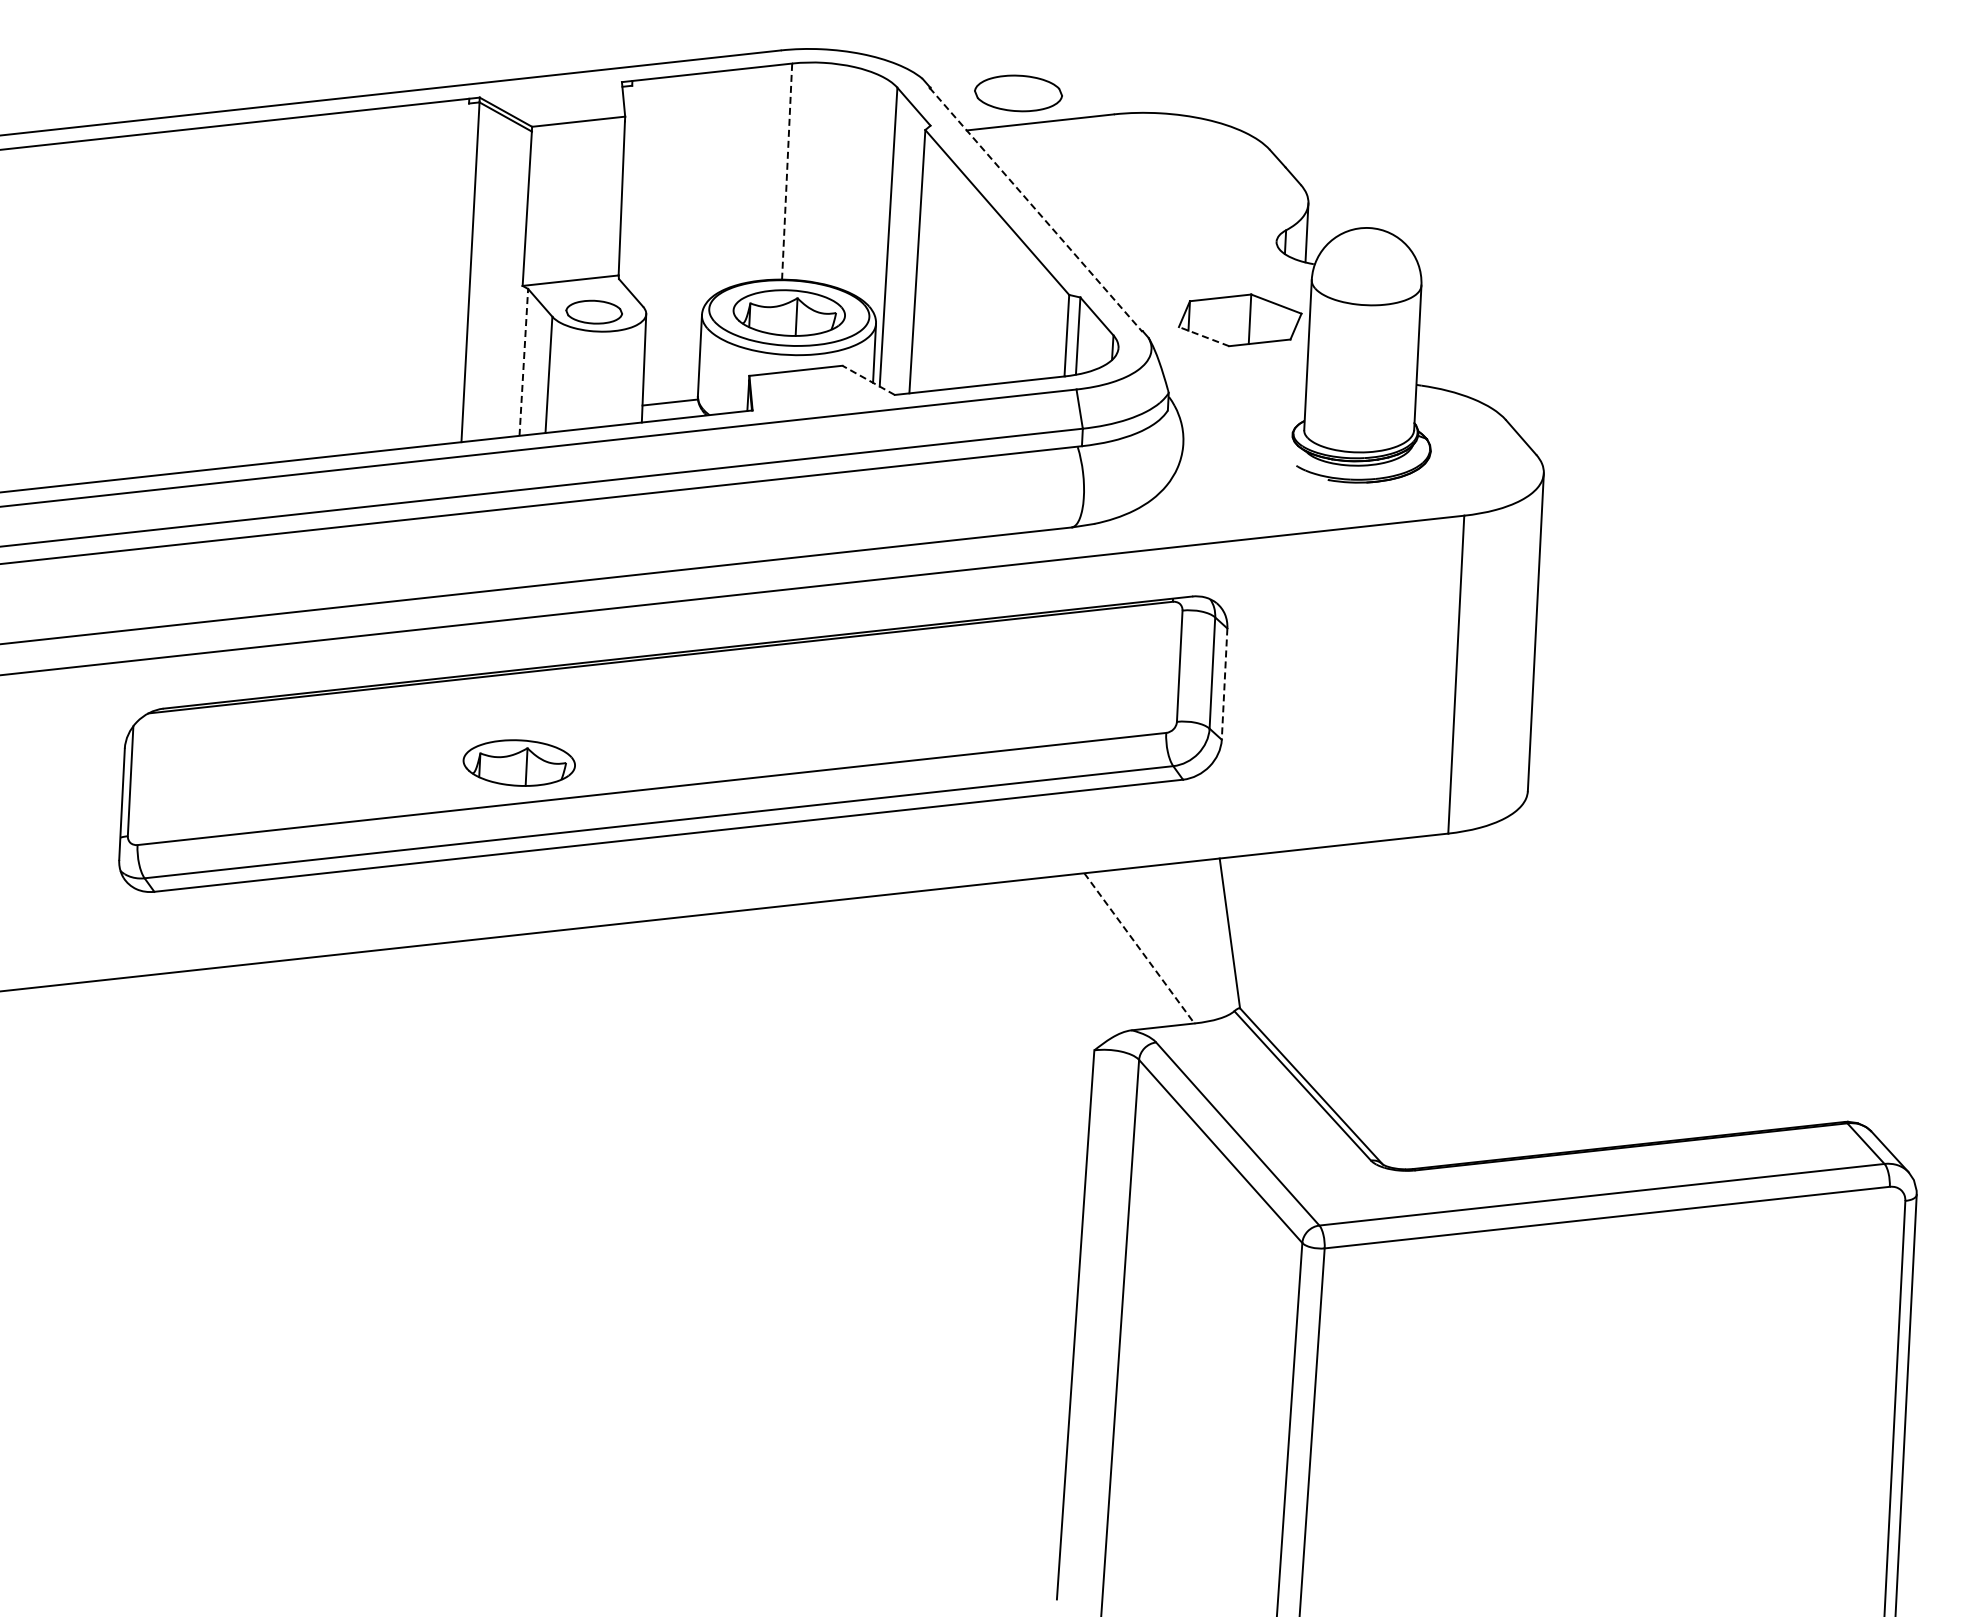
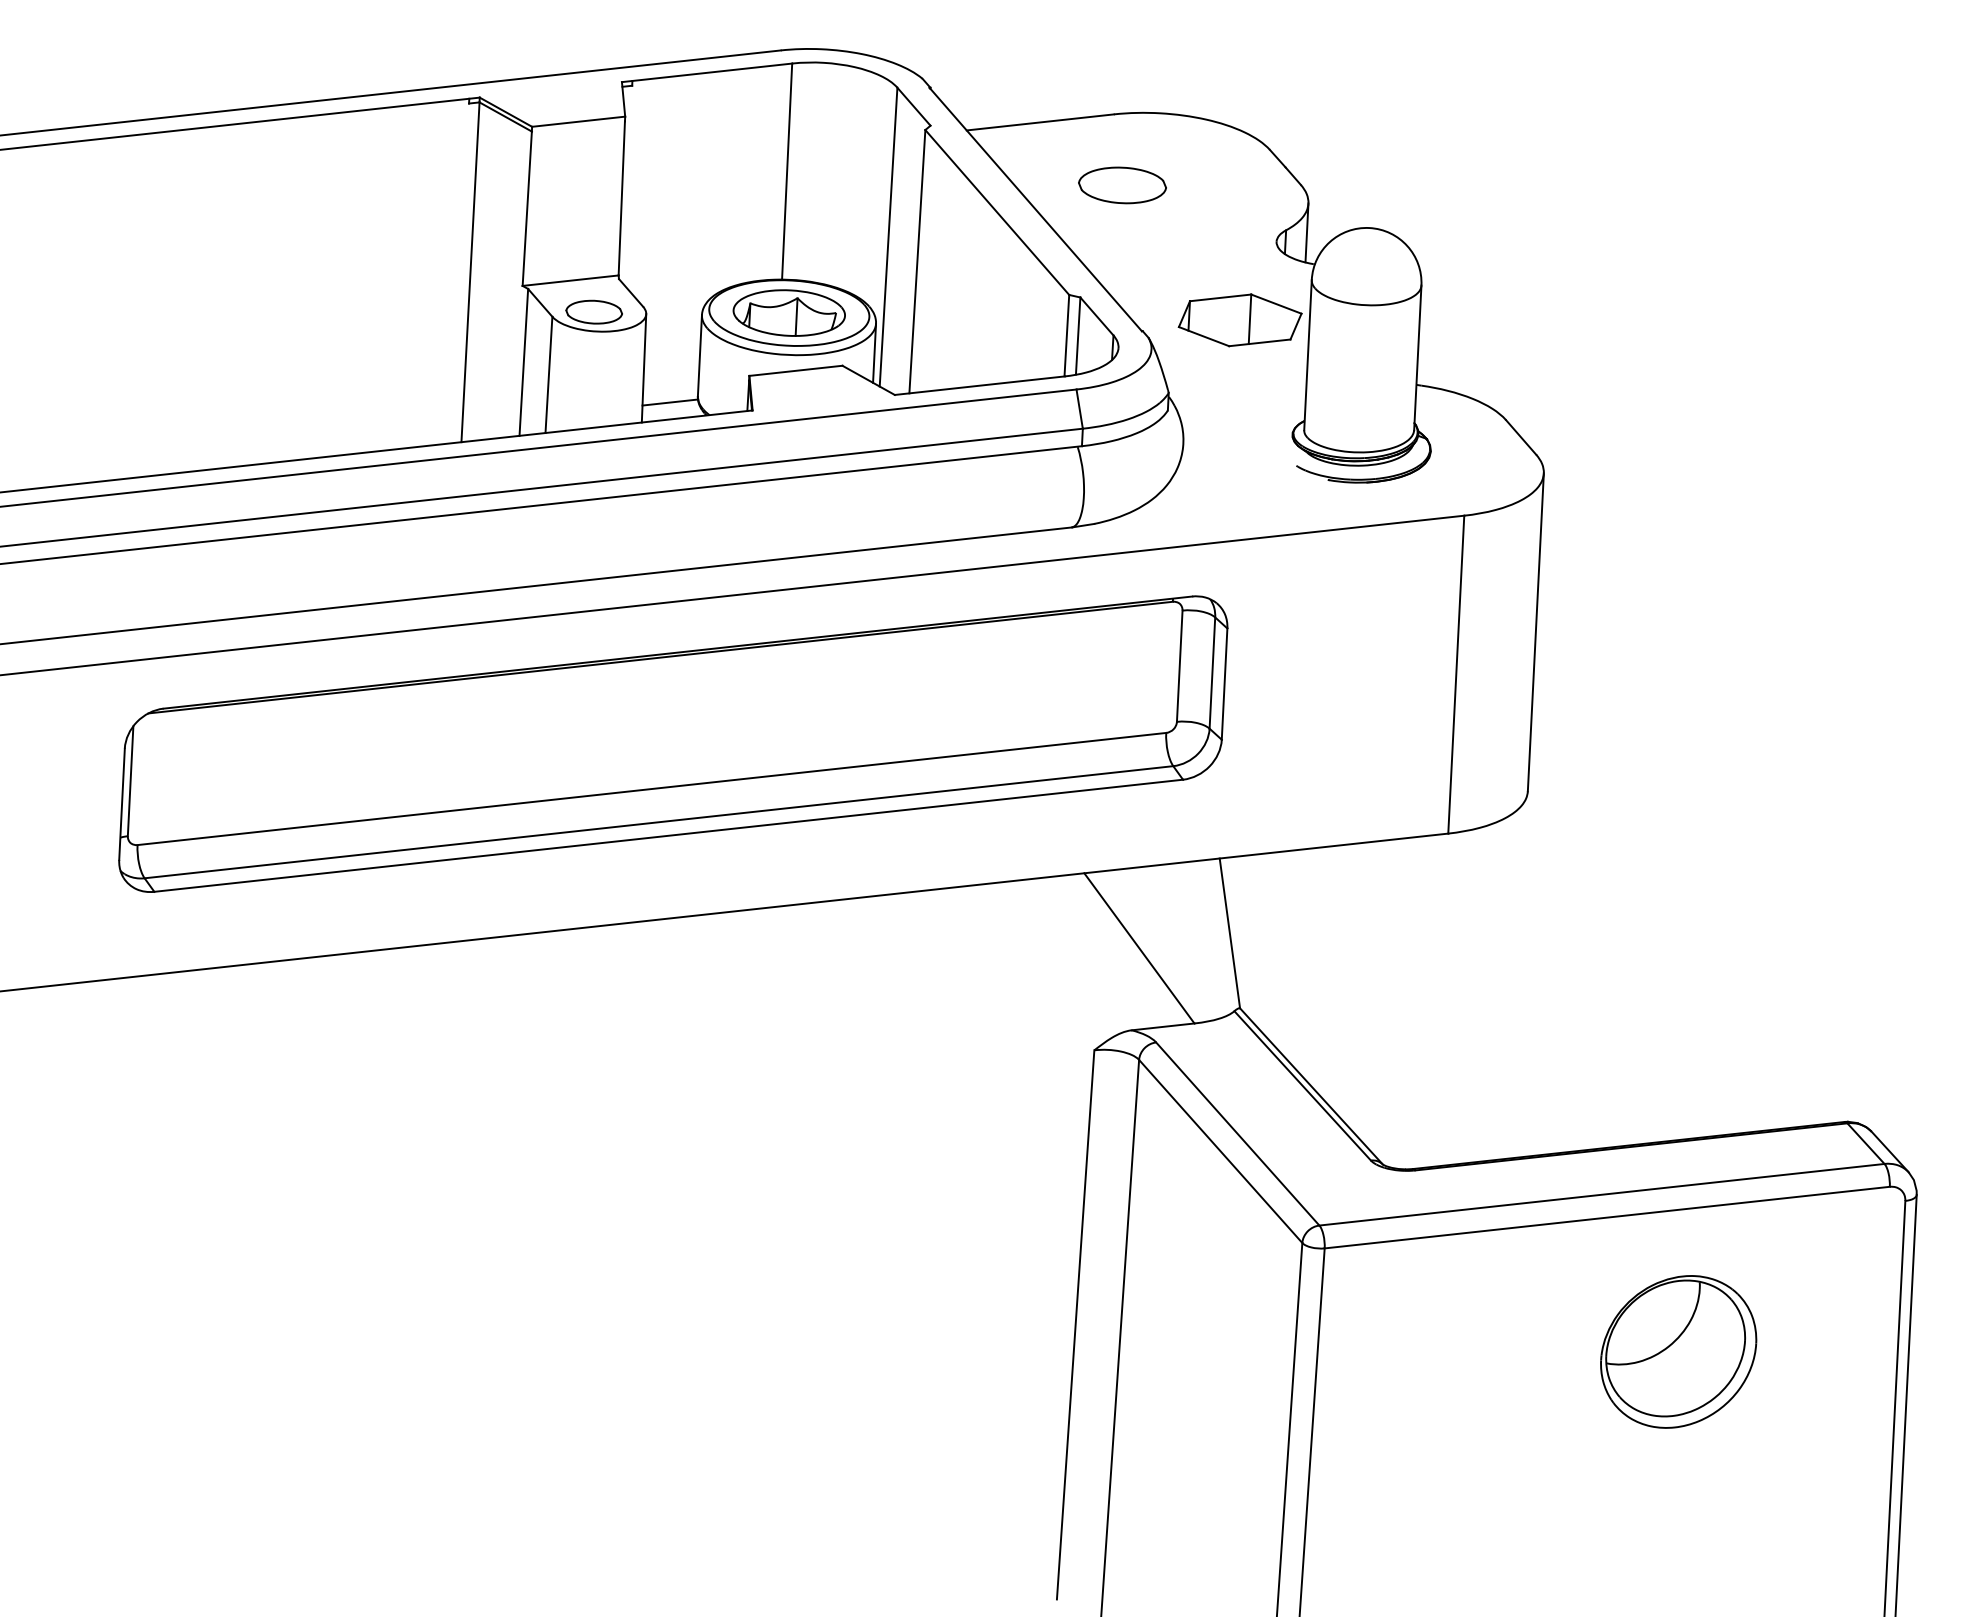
part position: (1018, 93) -> (1122, 185) (1122, 185)
line: dashed -> solid (787, 171)
line: dashed -> solid (1036, 209)
line: dashed -> solid (1204, 336)
line: dashed -> solid (523, 362)
line: dashed -> solid (868, 380)
line: dashed -> solid (1224, 684)
part: present -> none (518, 762)
line: dashed -> solid (1139, 948)
part: none -> present (1678, 1351)
